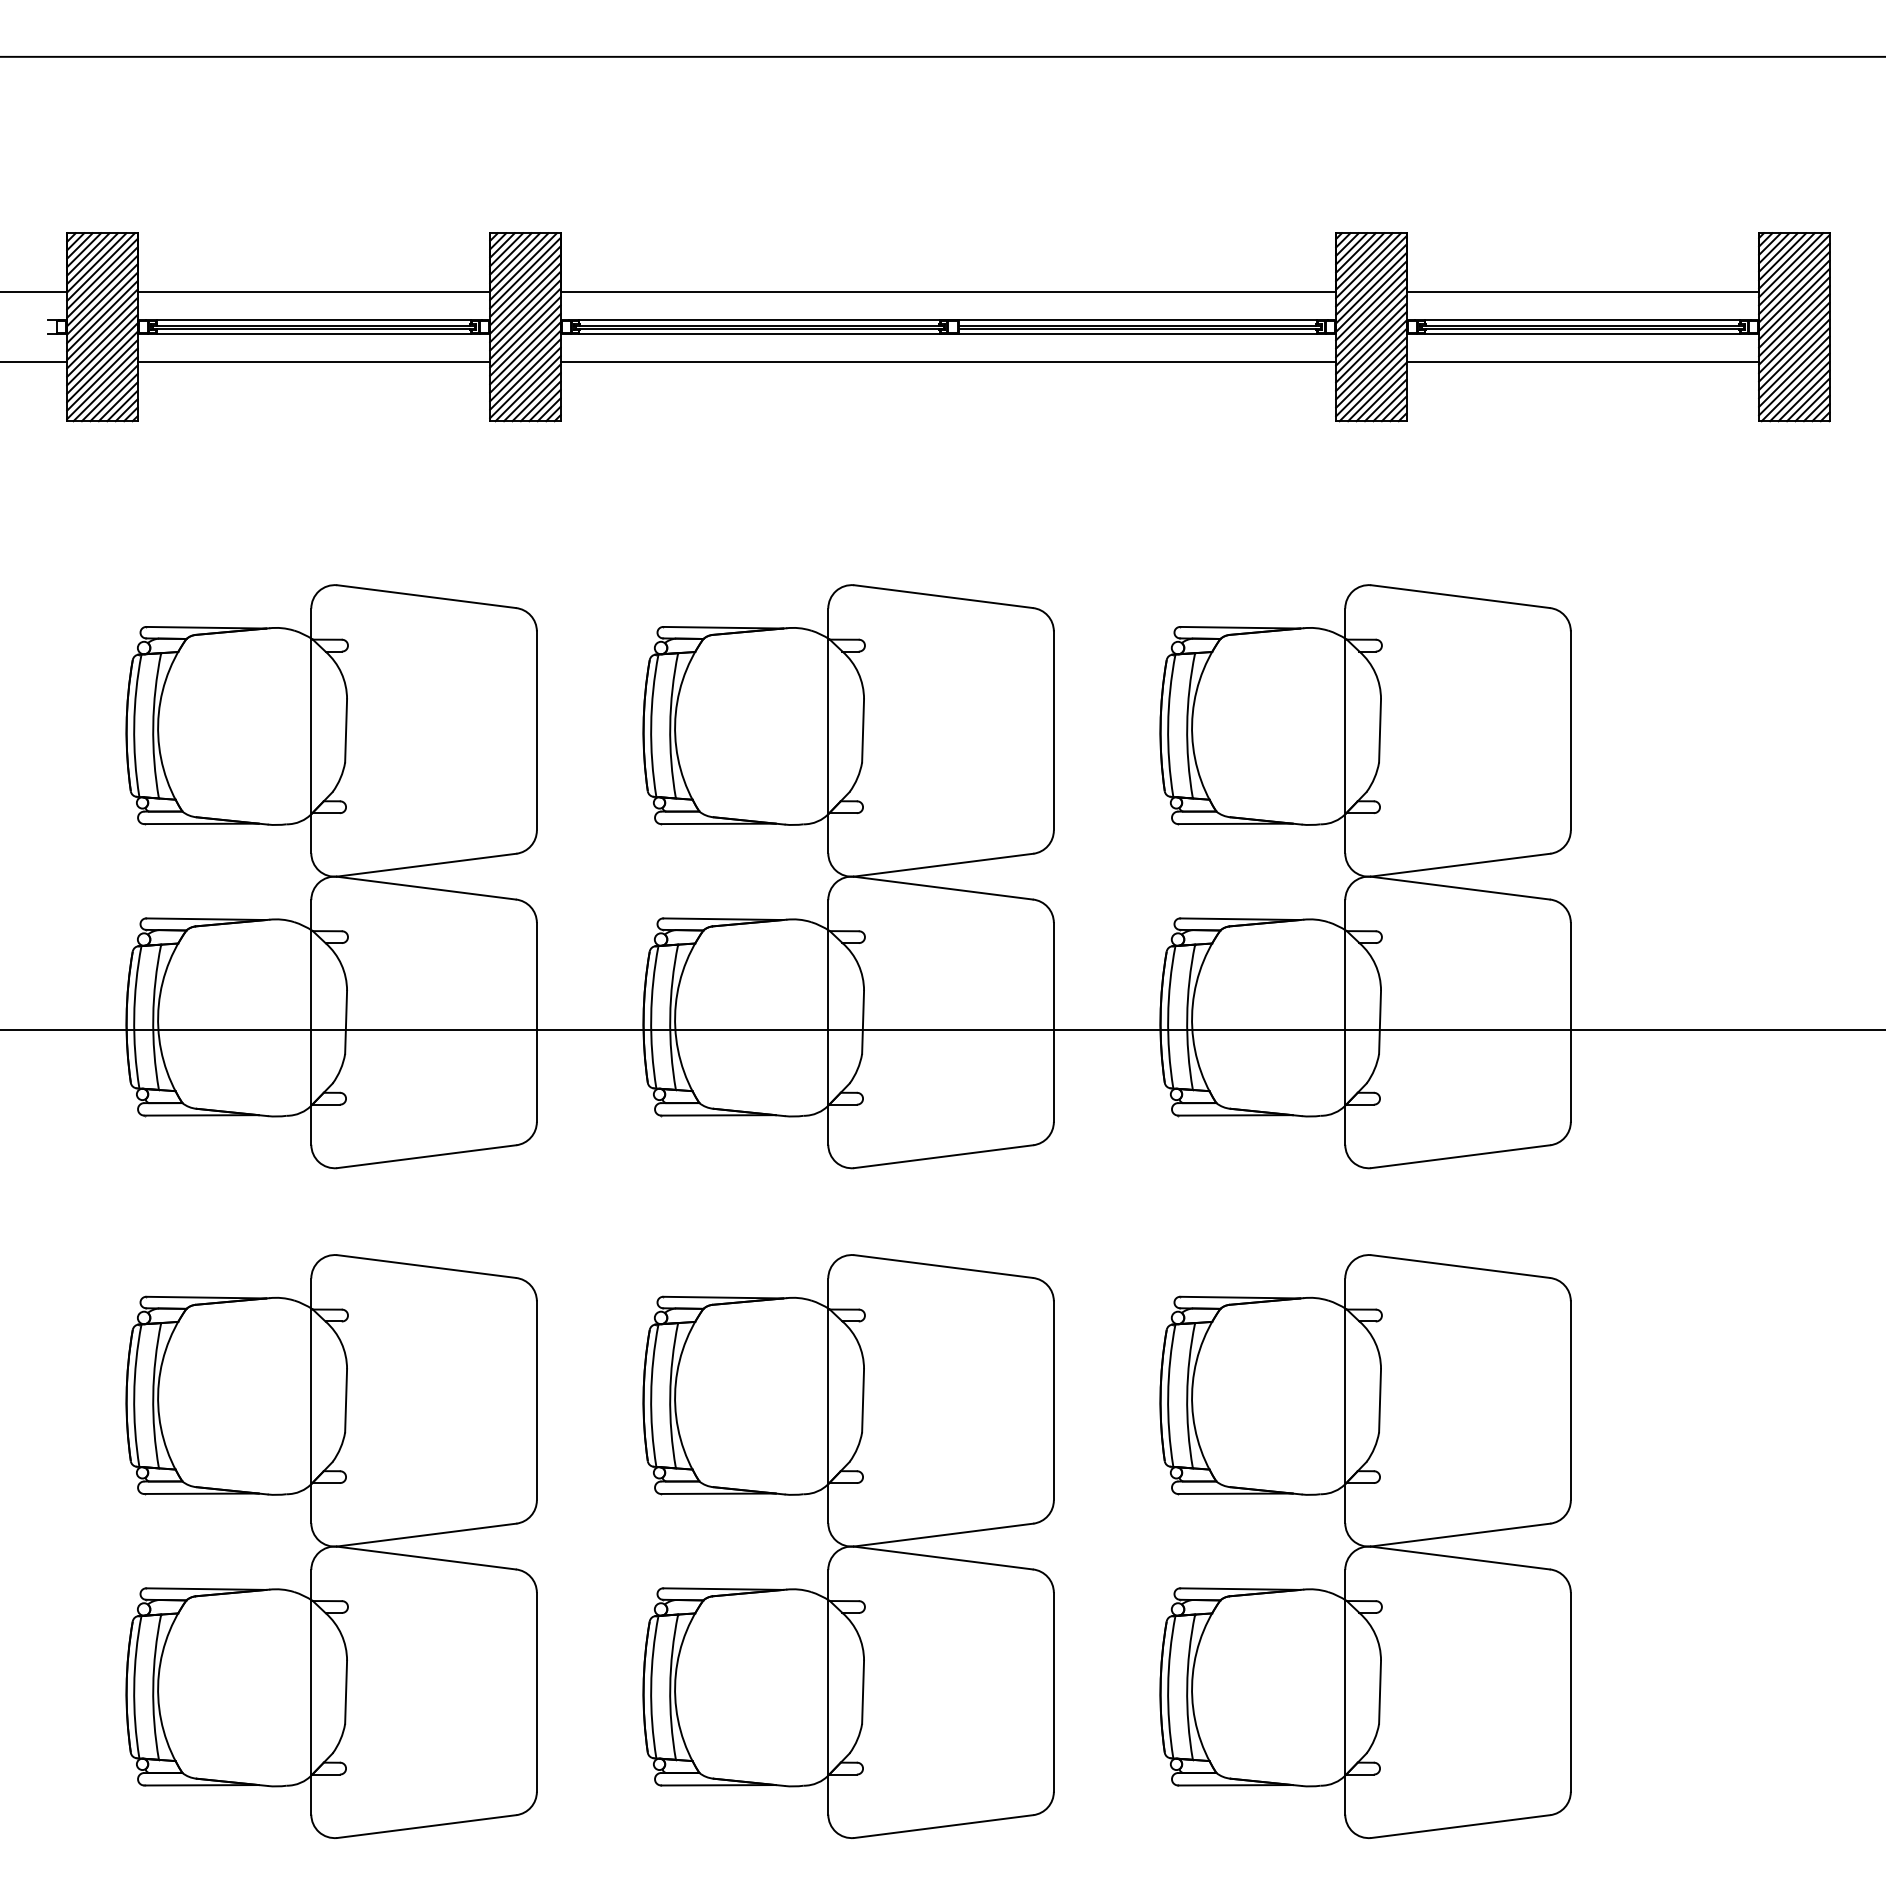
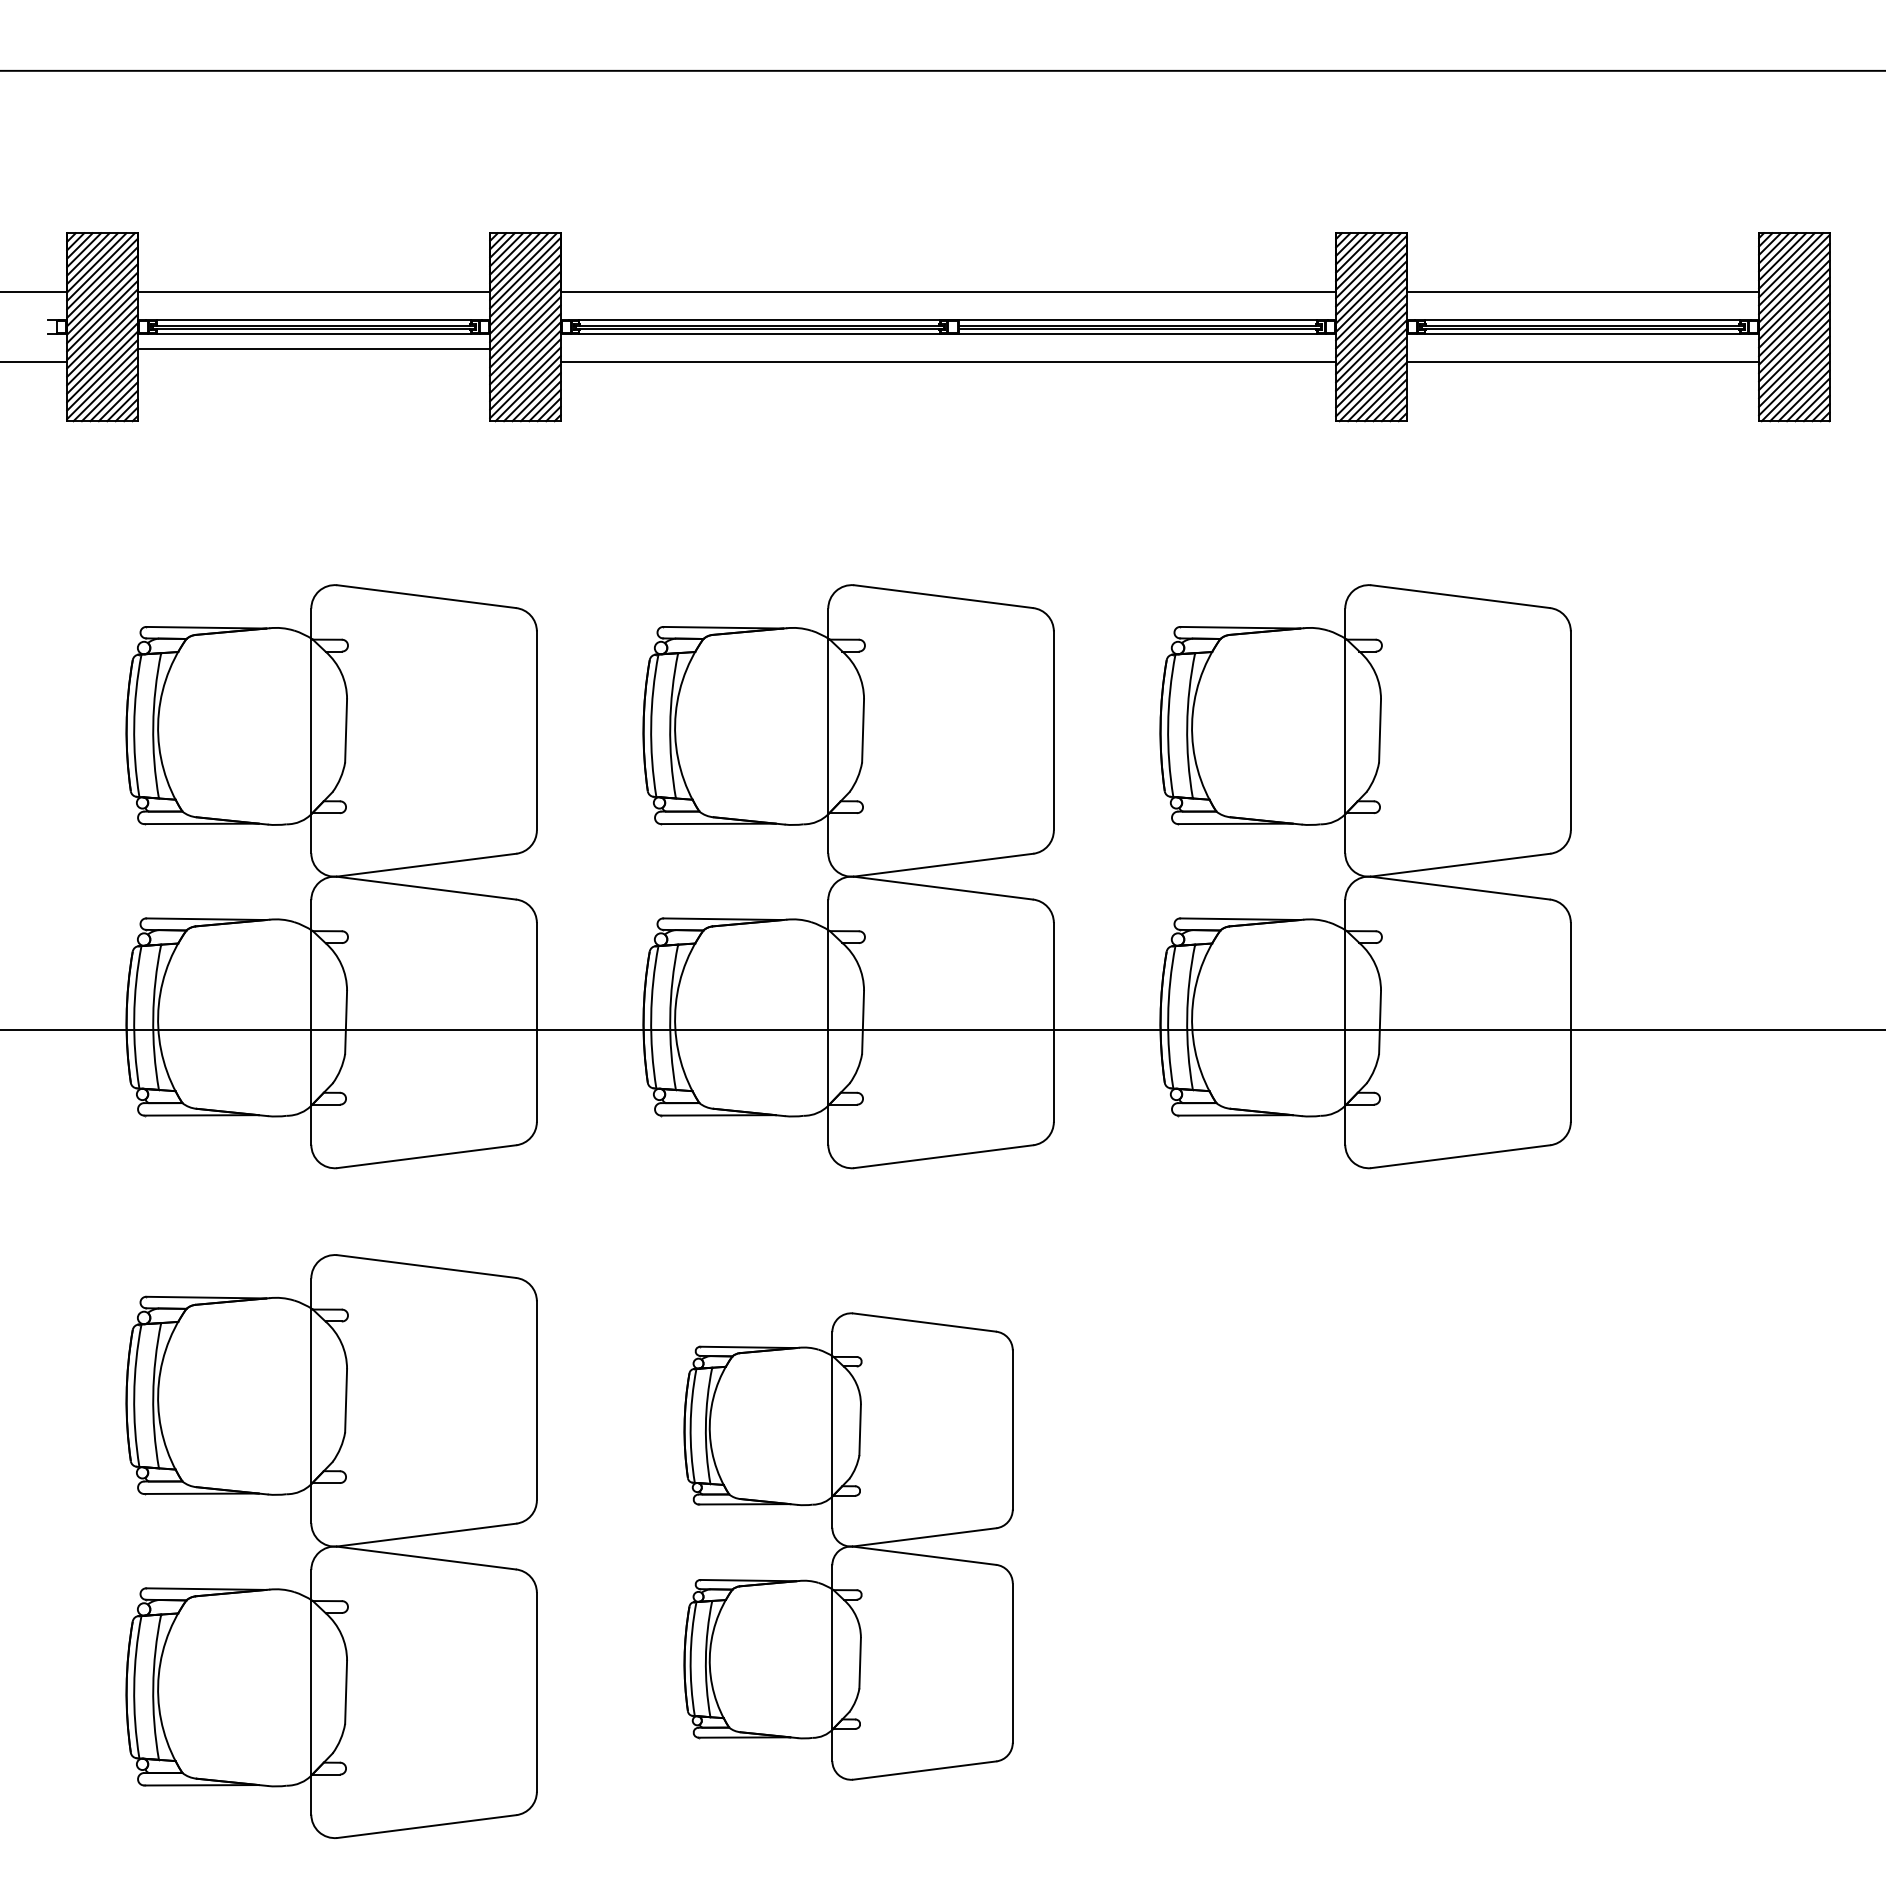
line position: (942, 56) -> (942, 70) (942, 70)
line position: (313, 362) -> (313, 349) (313, 349)
part size: 413x585 px -> 331x469 px (848, 1546)
part: present -> none (1365, 1546)
